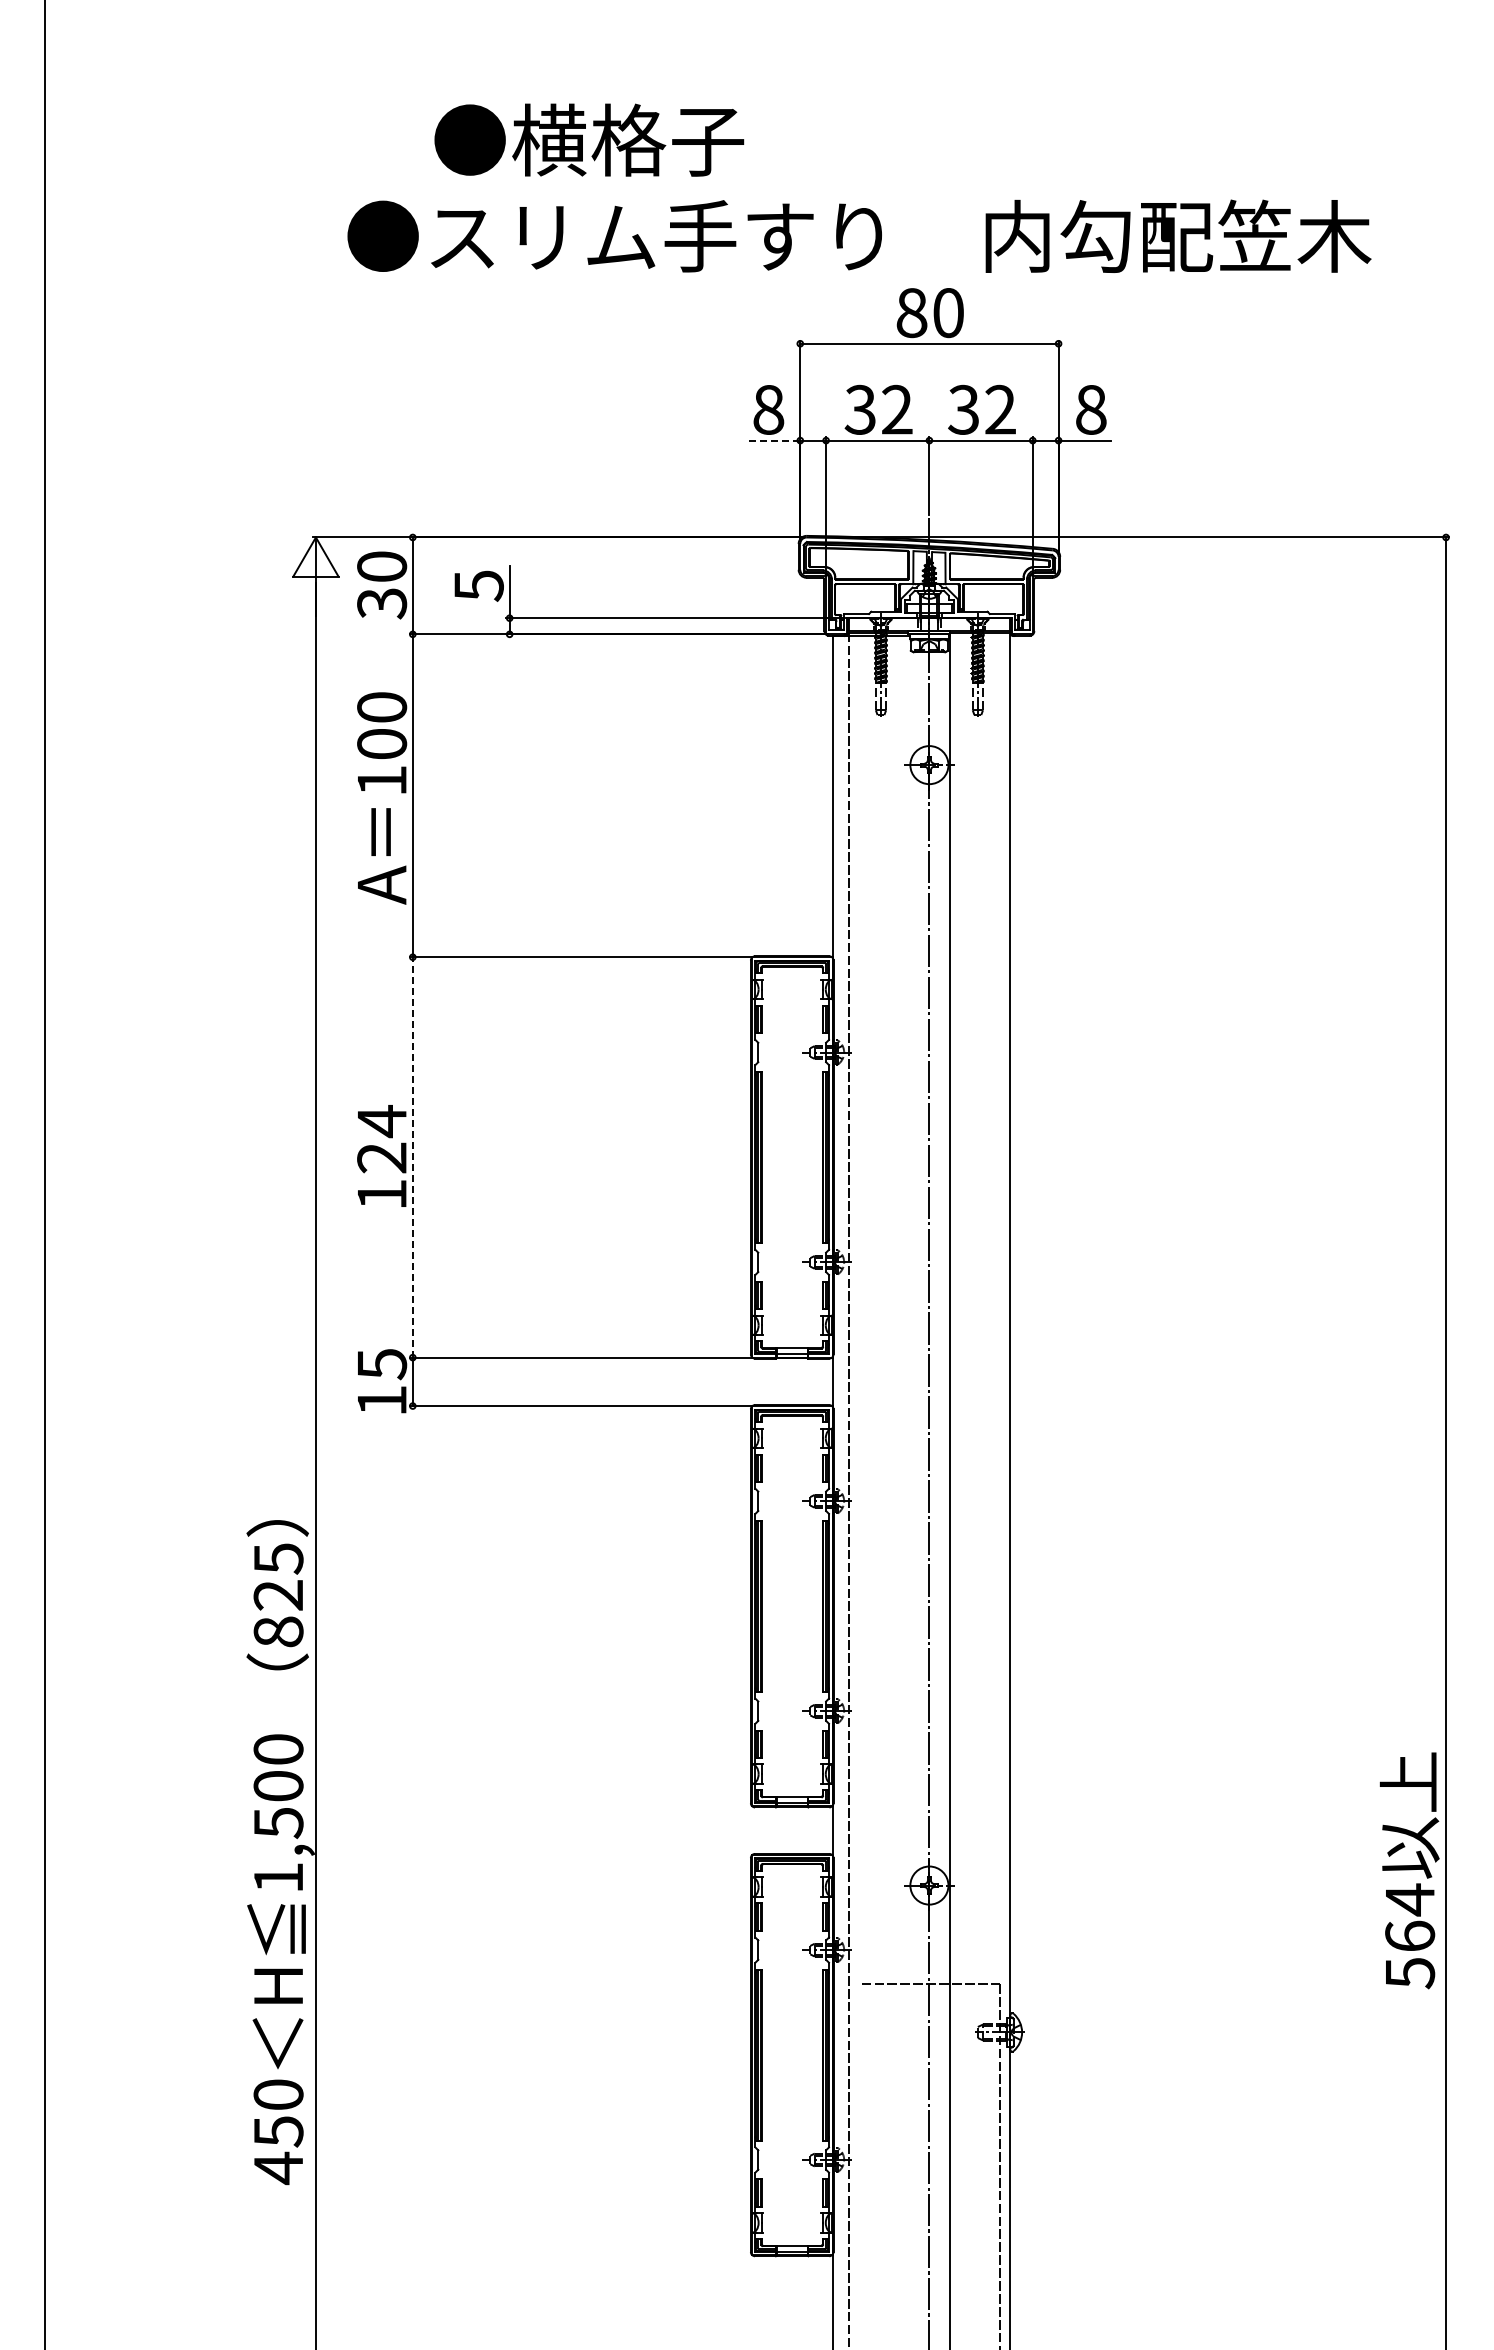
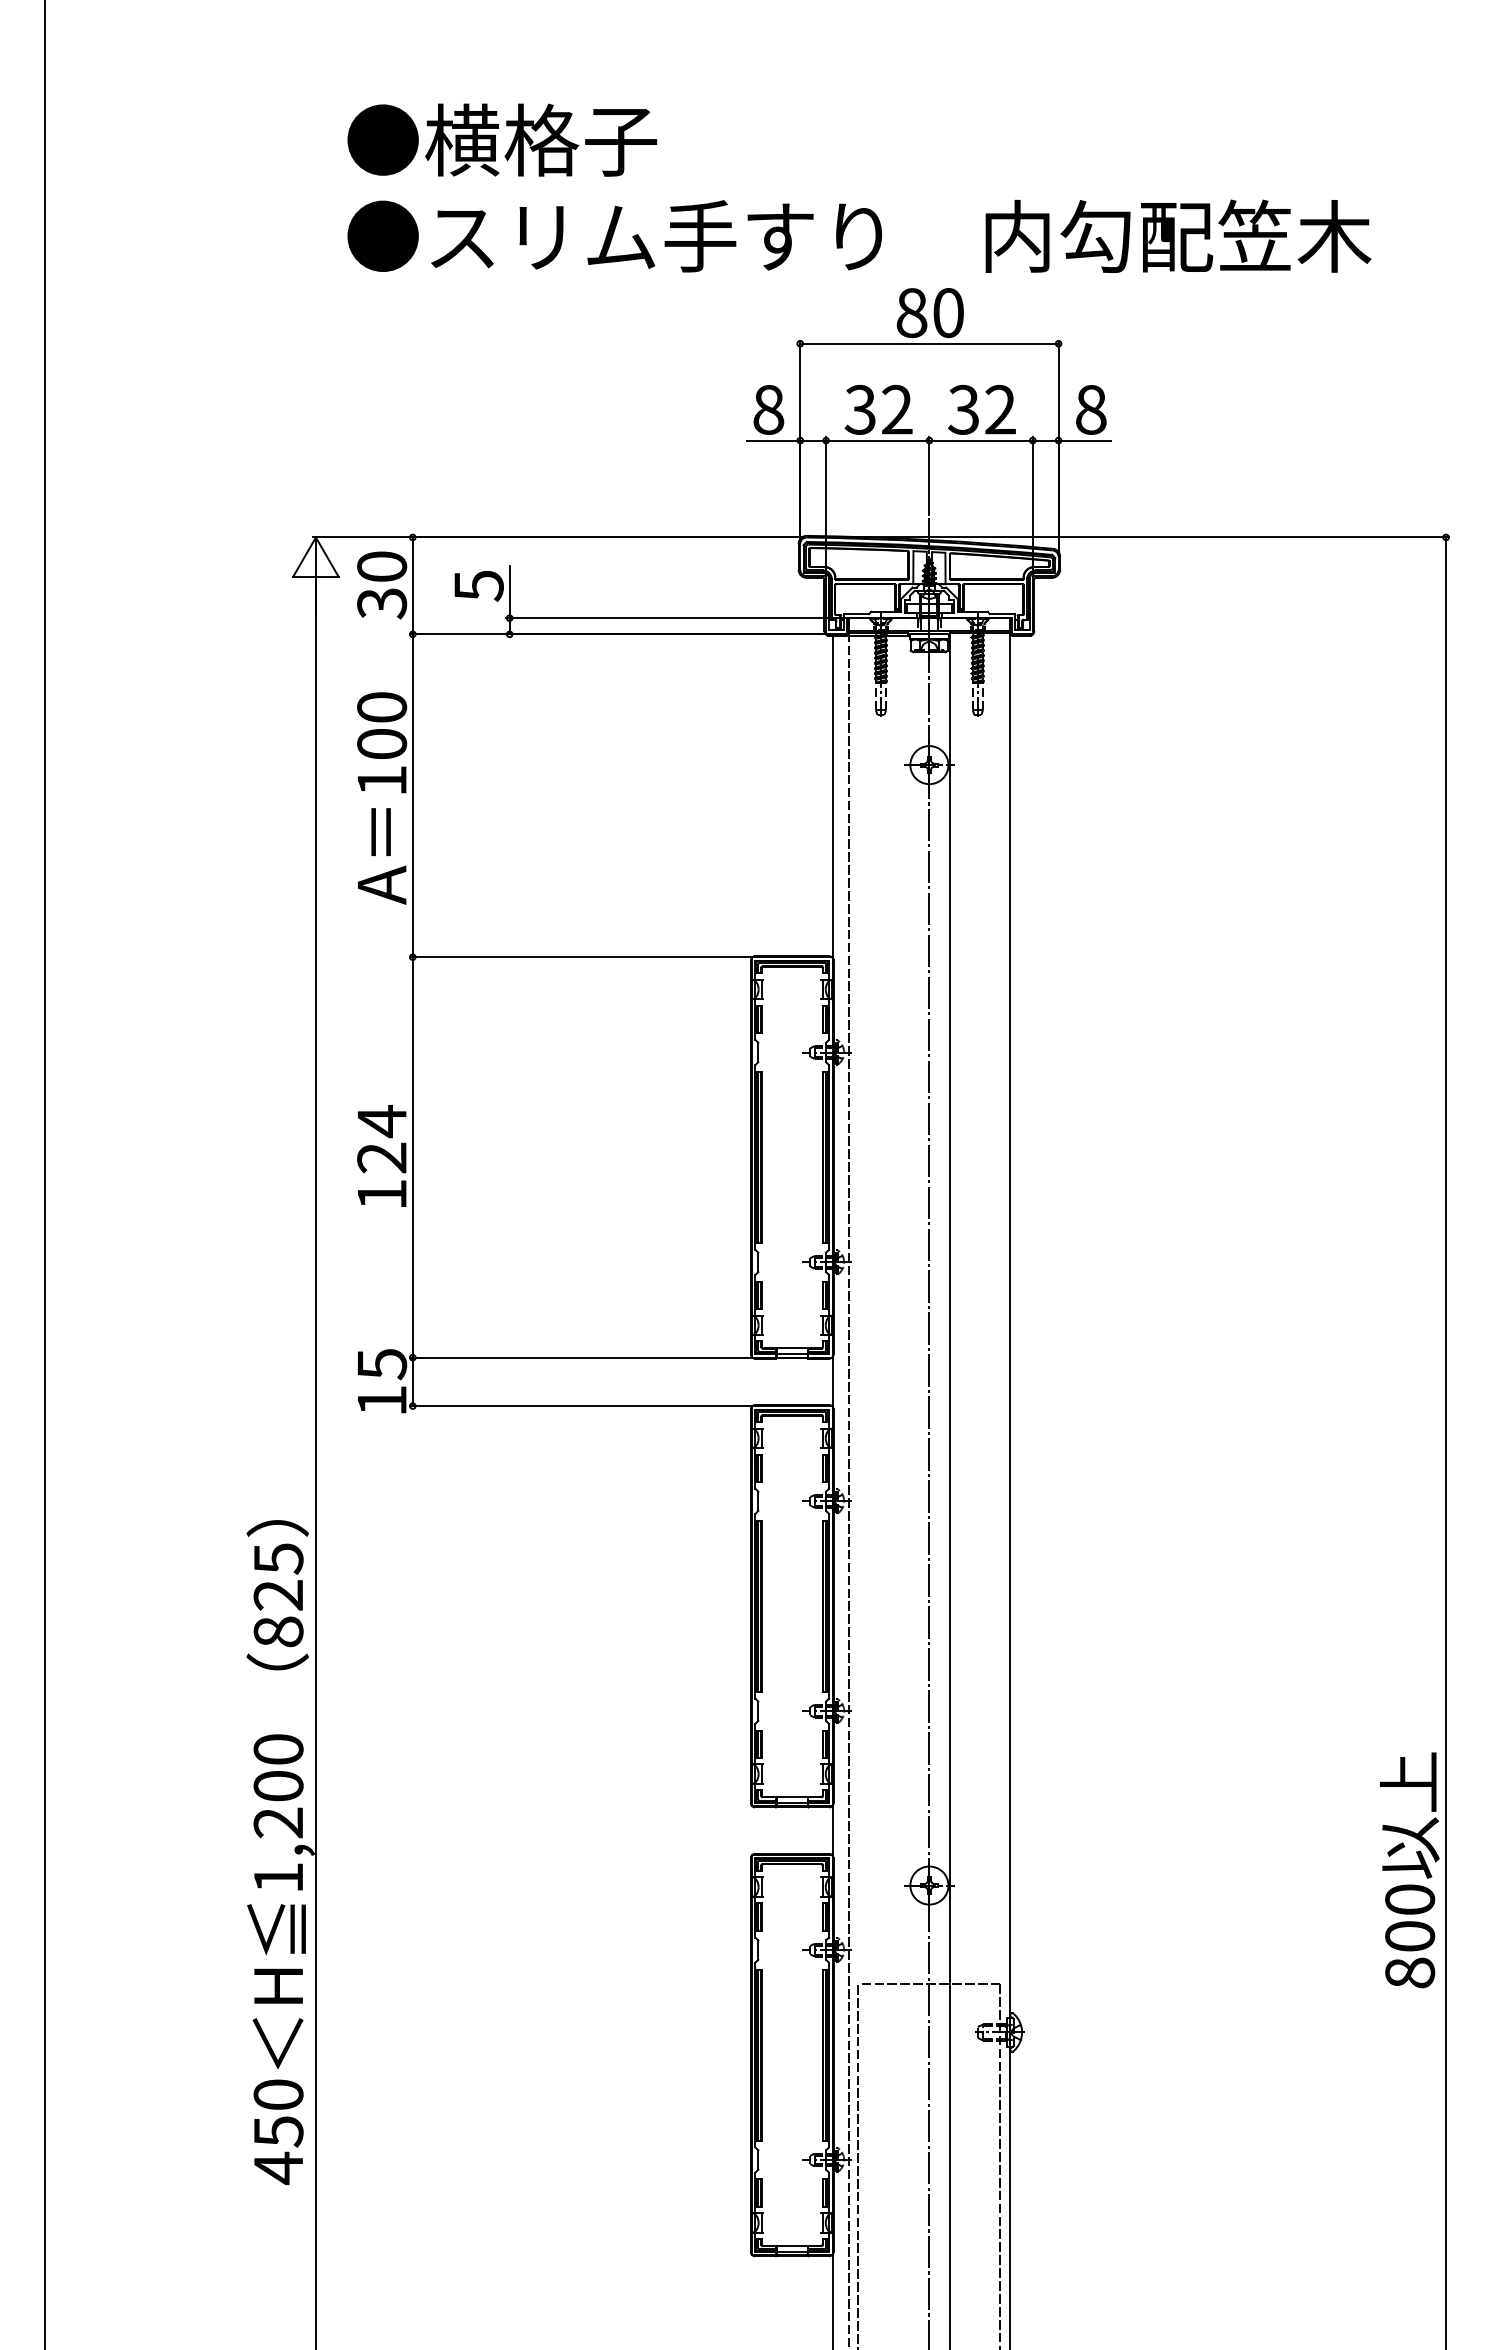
text position: (589, 139) -> (502, 139) (502, 139)
line: dashed -> solid (773, 440)
line: dashed -> solid (412, 1156)
text: 1,500 -> 1,200 (278, 1823)
text: 564 -> 800 (1410, 1936)
line: none -> present (858, 2165)
